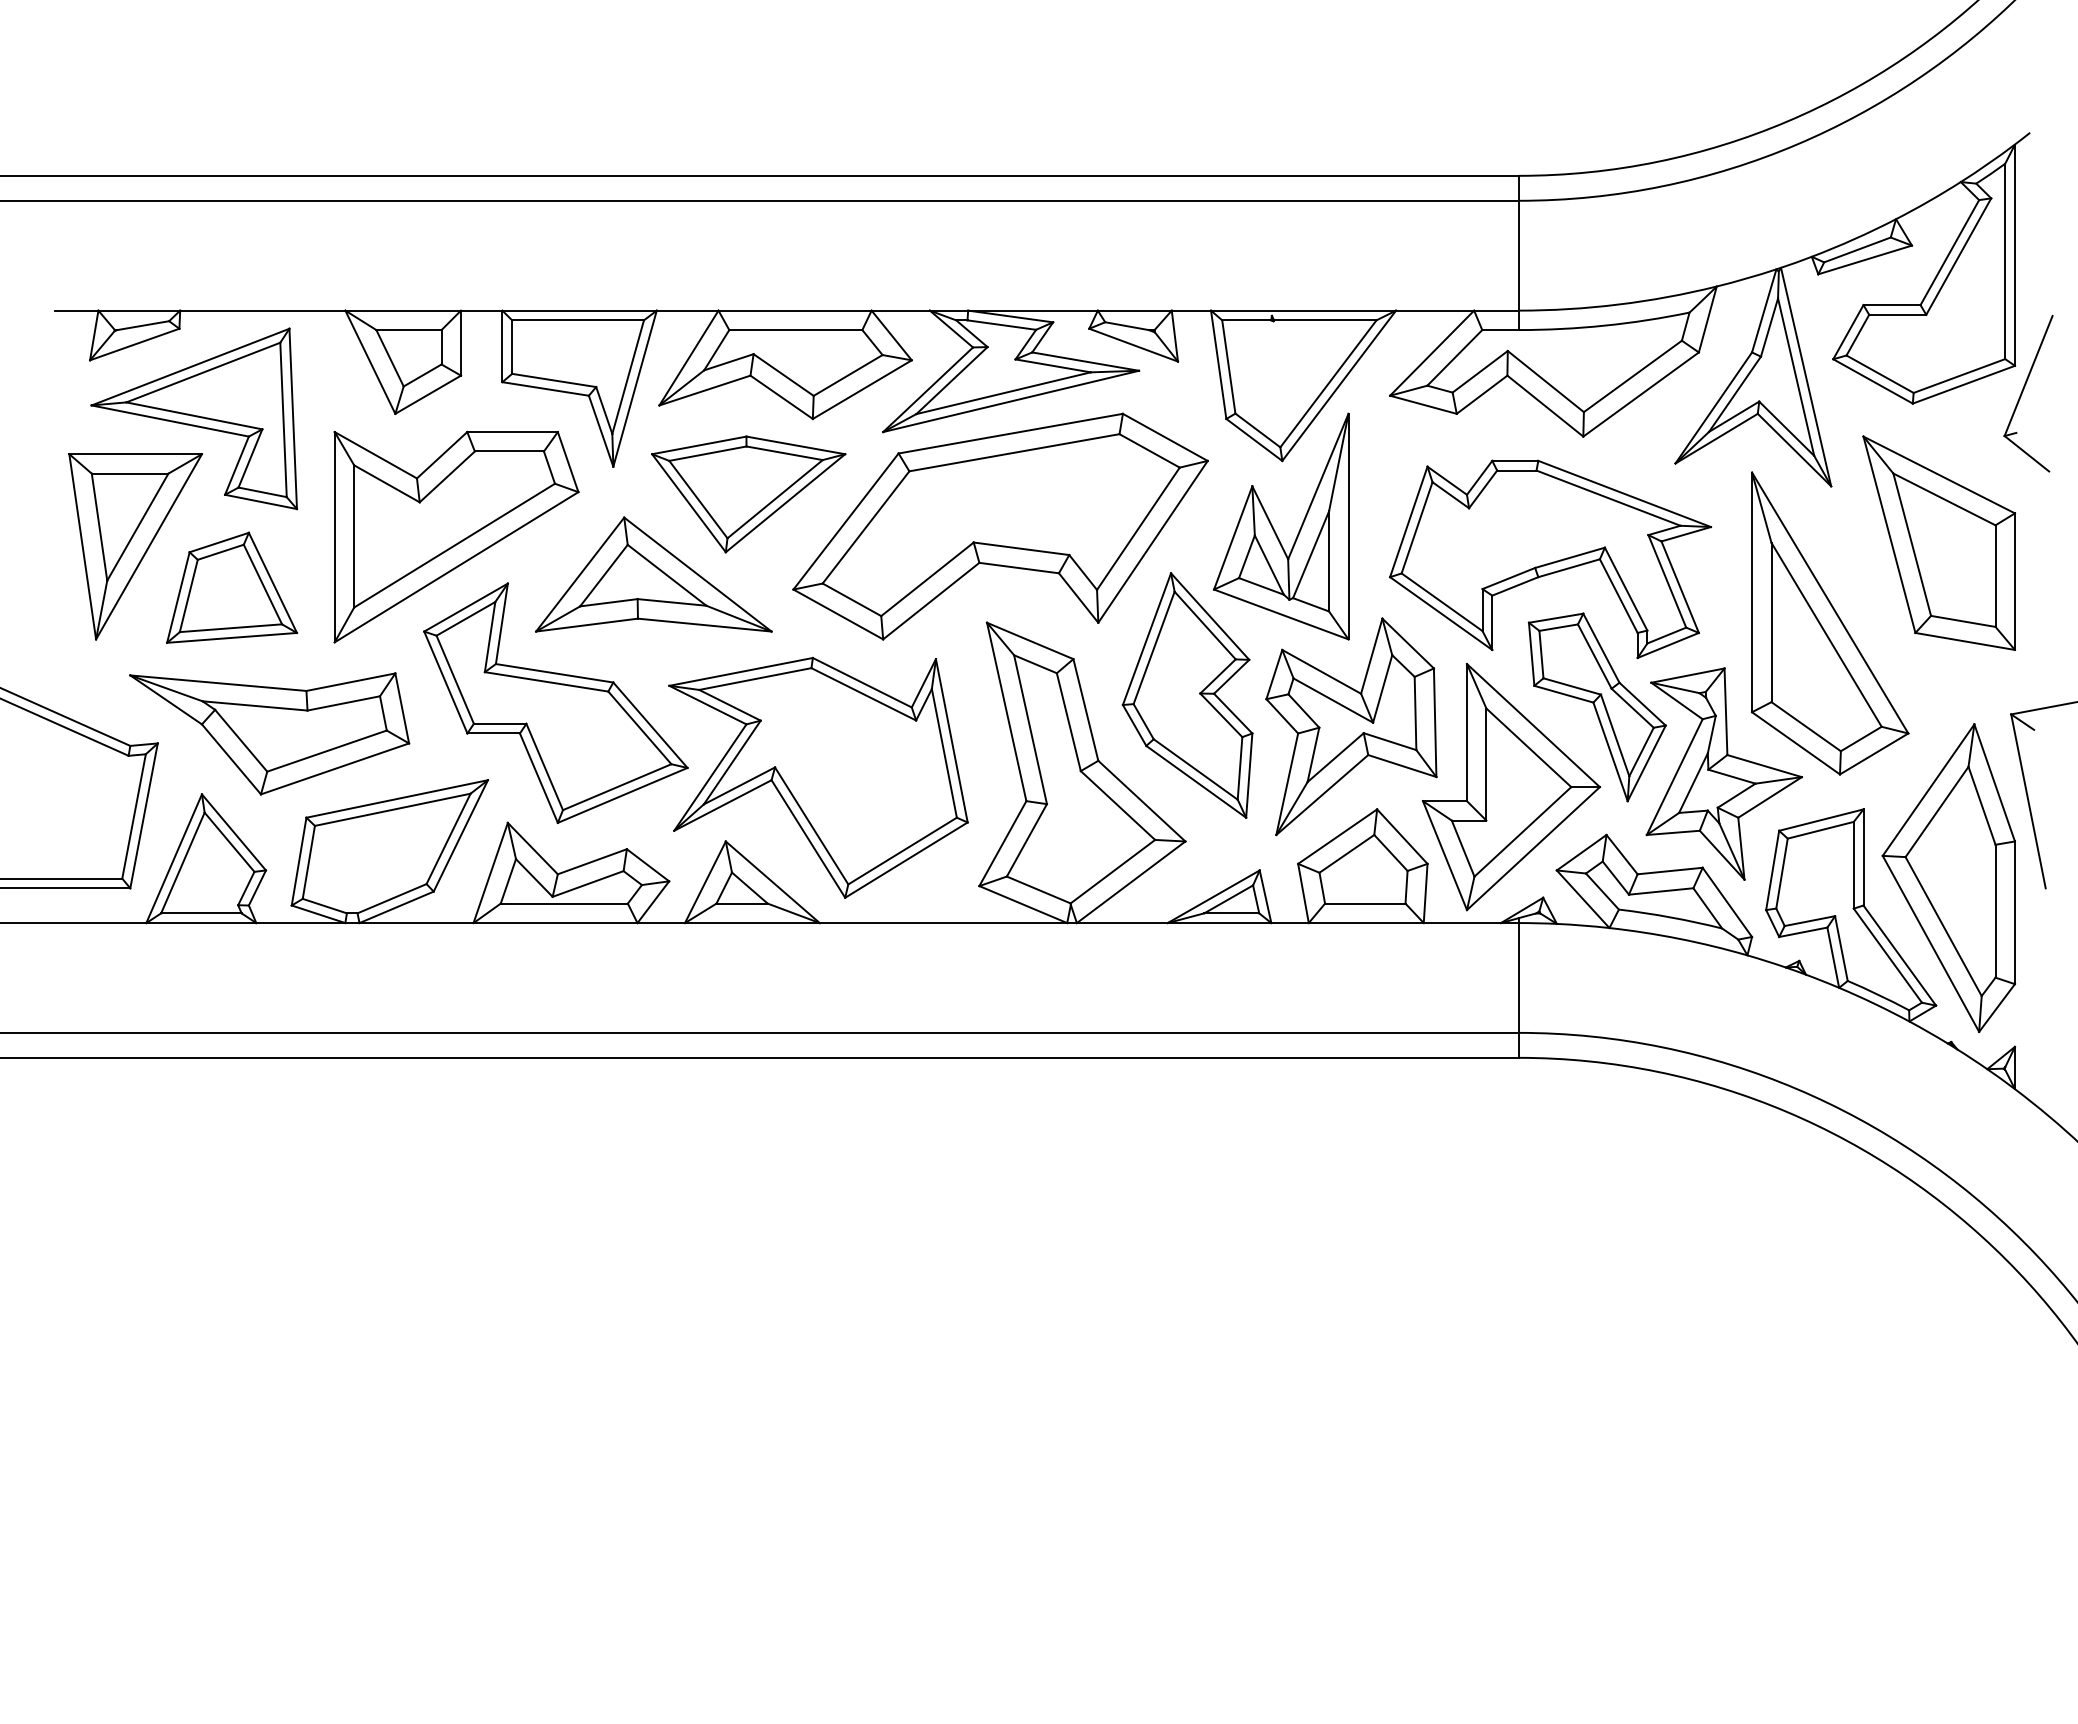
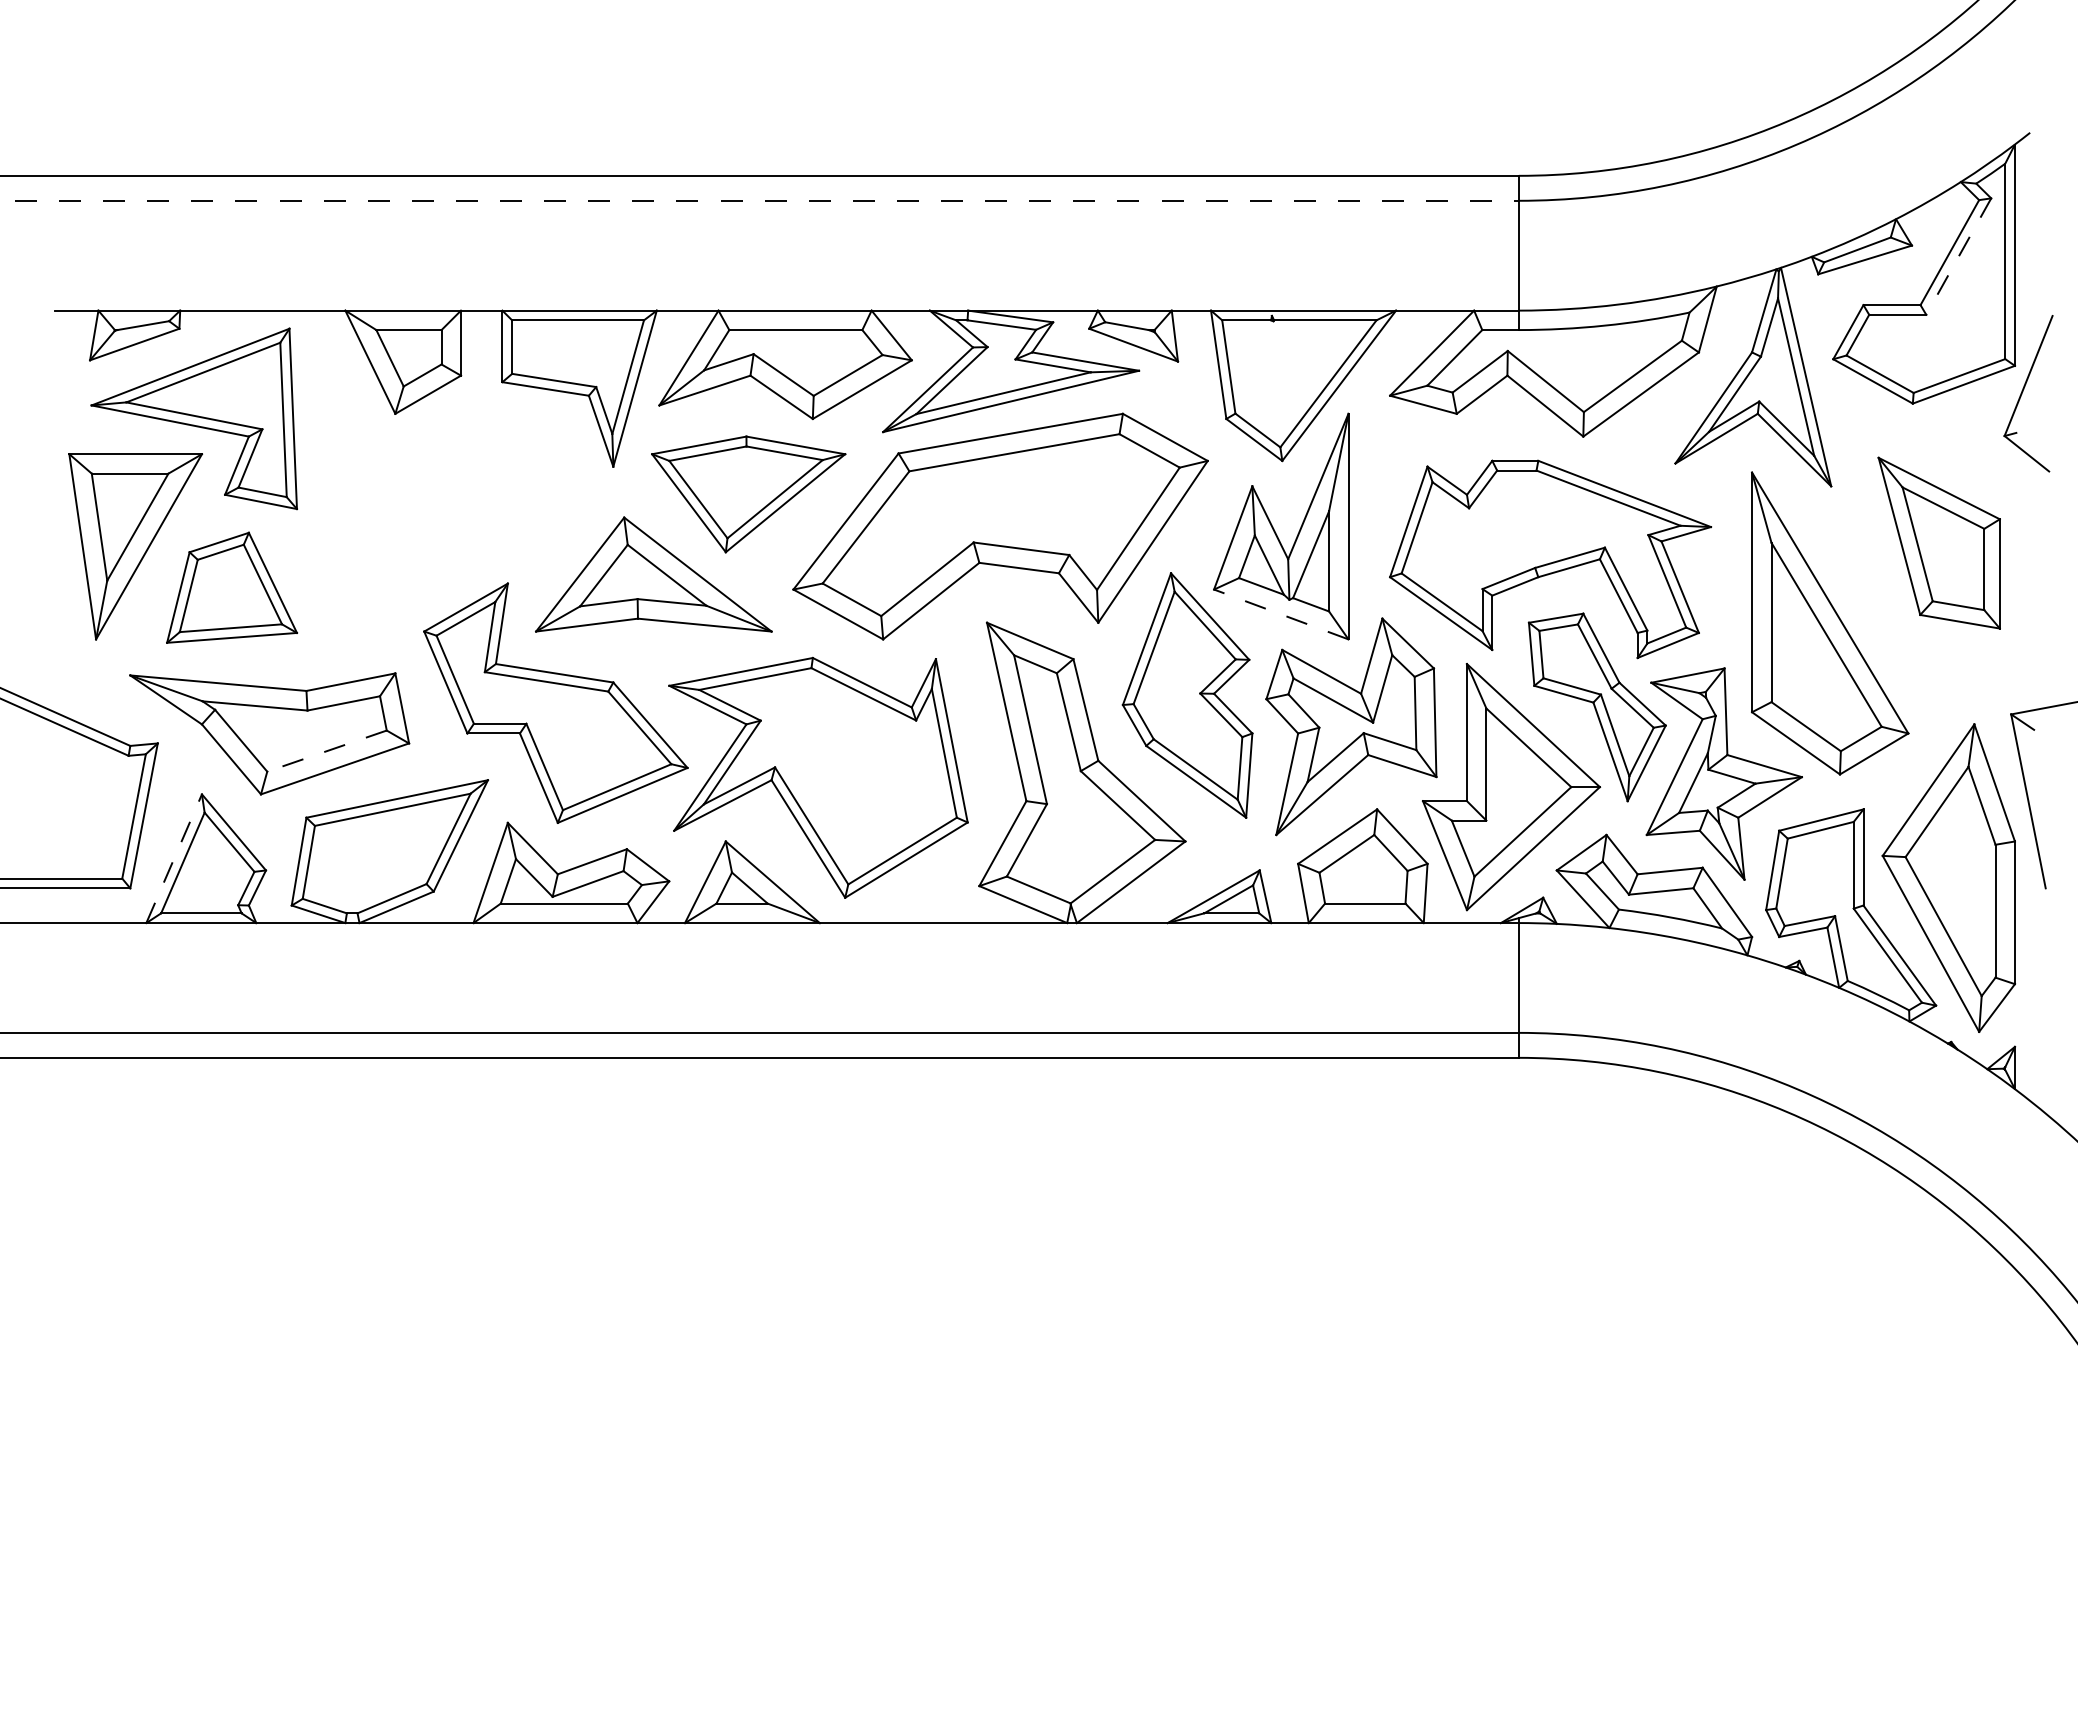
line: solid -> dashed (760, 200)
line: solid -> dashed (1958, 256)
part: present -> none (456, 536)
part size: 155x216 px -> 124x174 px (1938, 542)
line: solid -> dashed (1281, 614)
line: solid -> dashed (326, 751)
line: solid -> dashed (174, 858)
